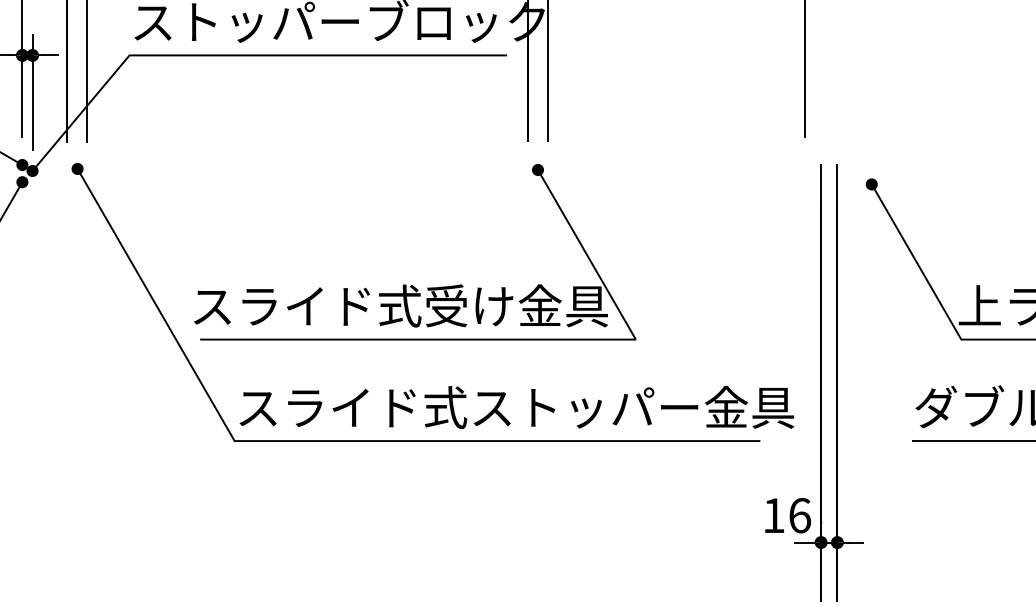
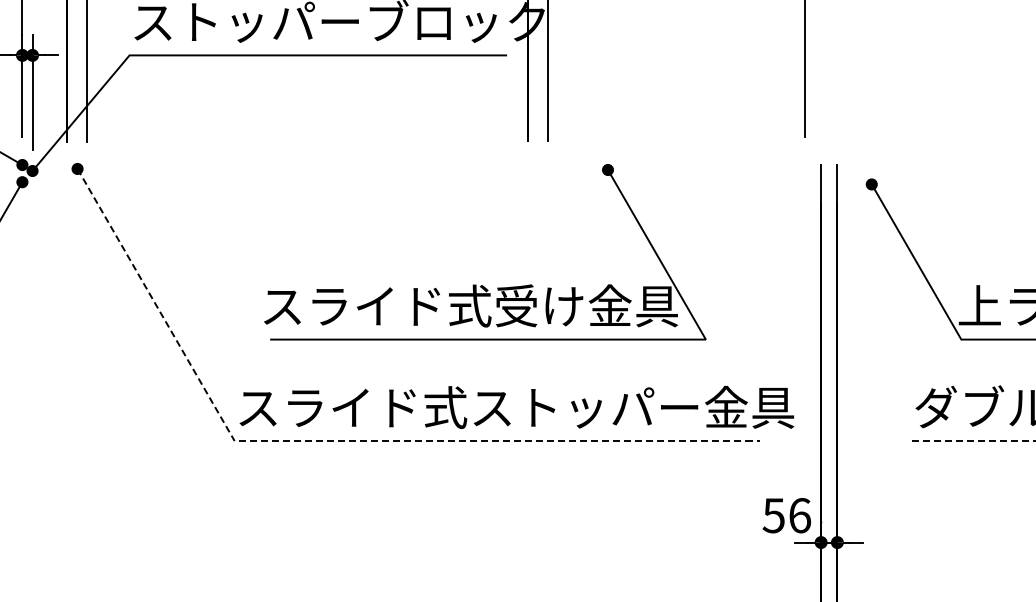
part position: (413, 285) -> (483, 285) (483, 285)
line: solid -> dashed (339, 441)
line: solid -> dashed (974, 441)
text: 16 -> 56 (773, 515)
